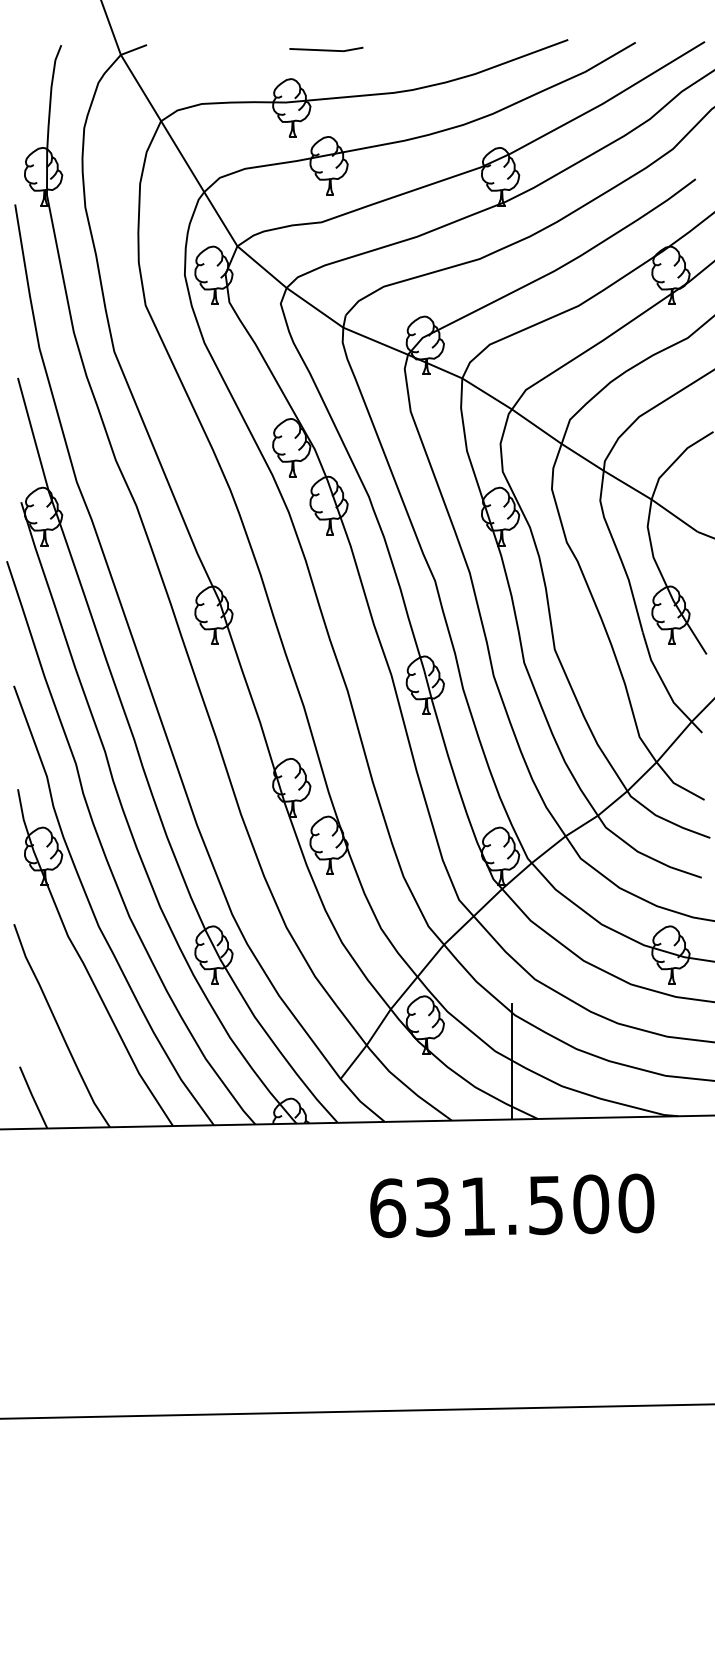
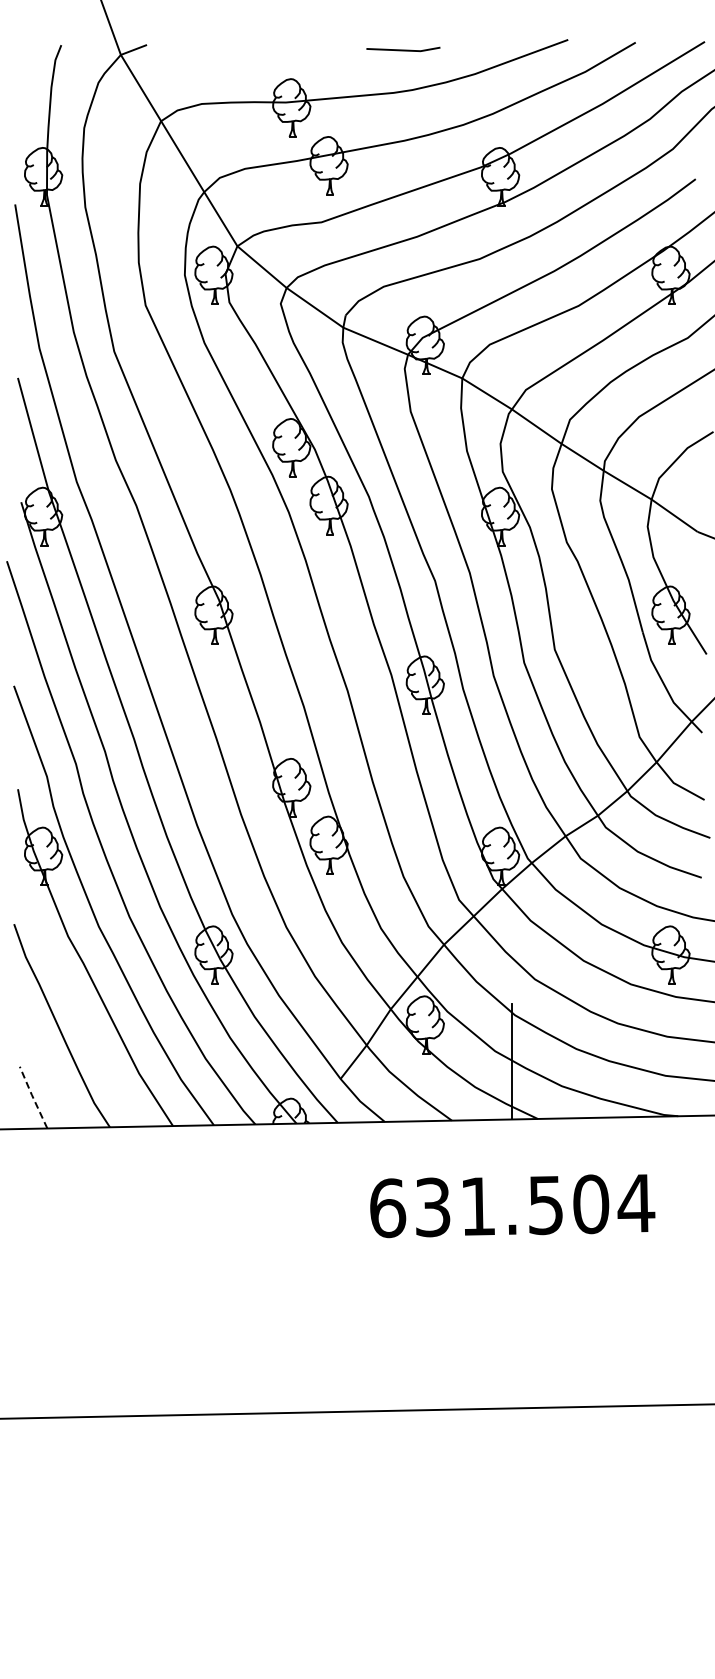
line position: (326, 49) -> (403, 49) (403, 49)
line: solid -> dashed (32, 1096)
text: 631.500 -> 631.504 (636, 1203)
